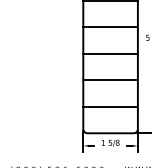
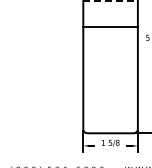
line: solid -> dashed (111, 0)
line: present -> none (110, 53)
line: present -> none (110, 80)
line: present -> none (110, 106)
